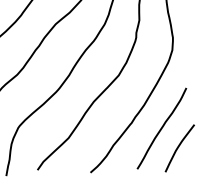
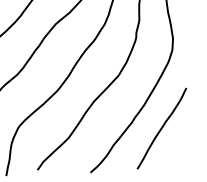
curve: present -> none (179, 147)
